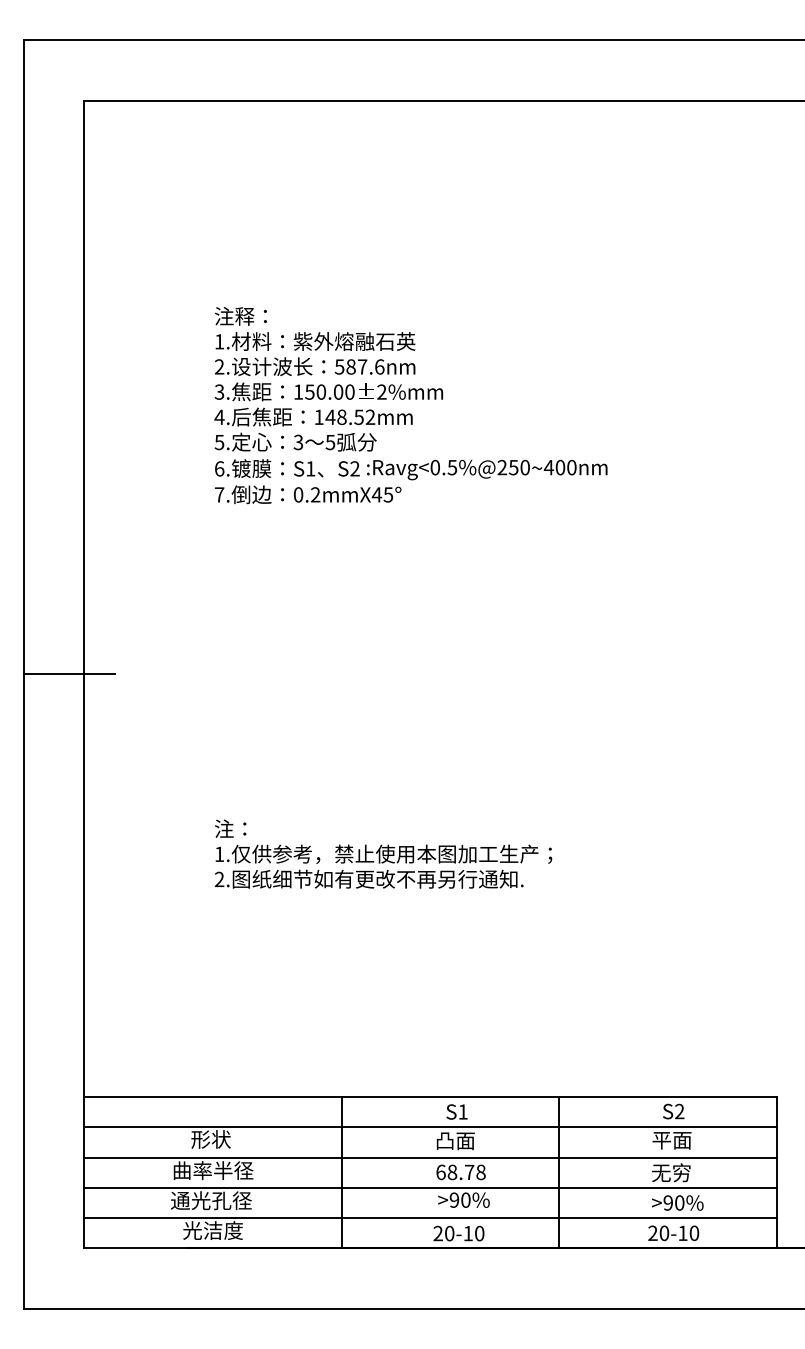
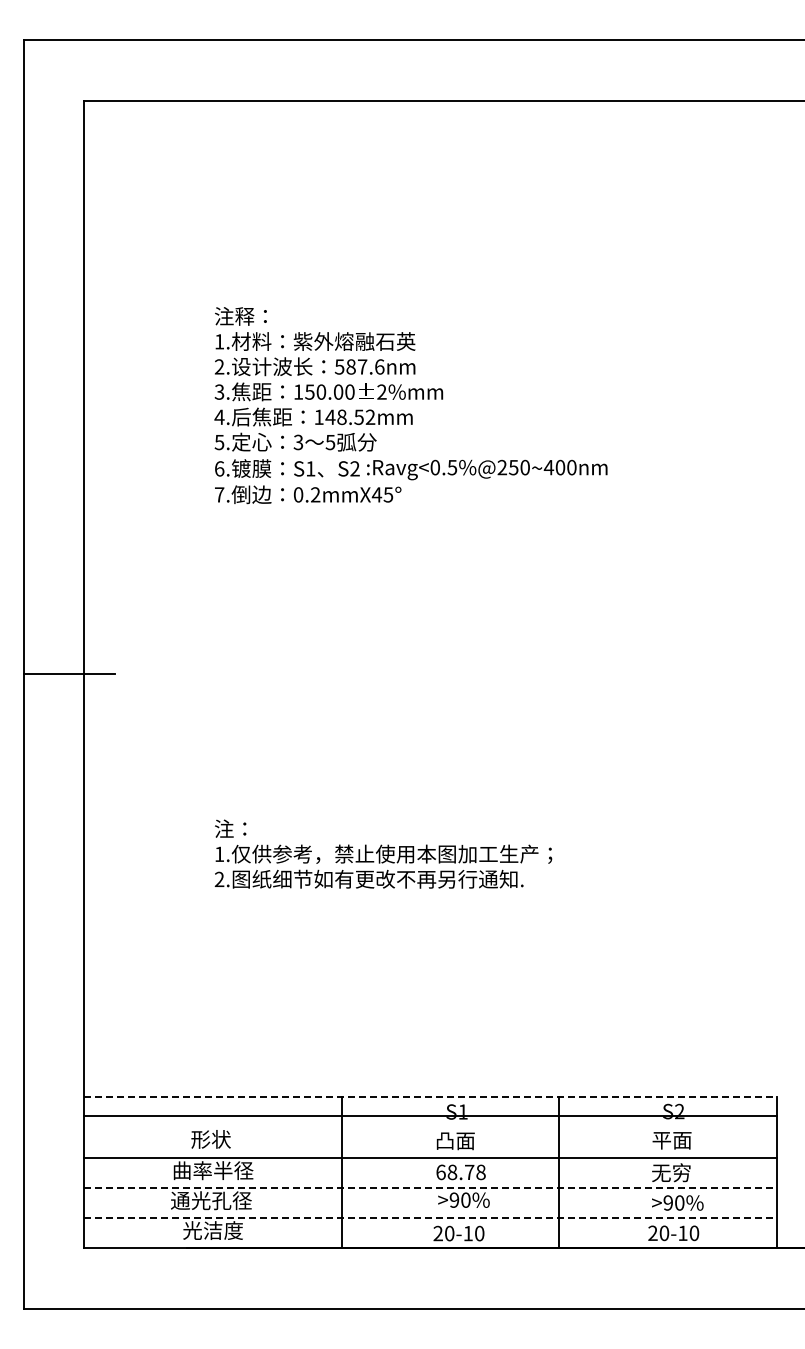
line: solid -> dashed (430, 1097)
line position: (430, 1127) -> (430, 1116) (430, 1116)
line: solid -> dashed (430, 1187)
line: solid -> dashed (430, 1217)
